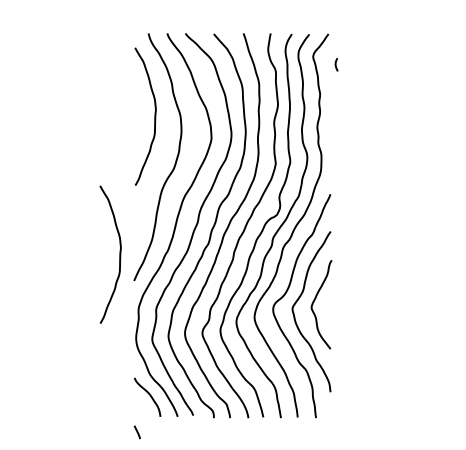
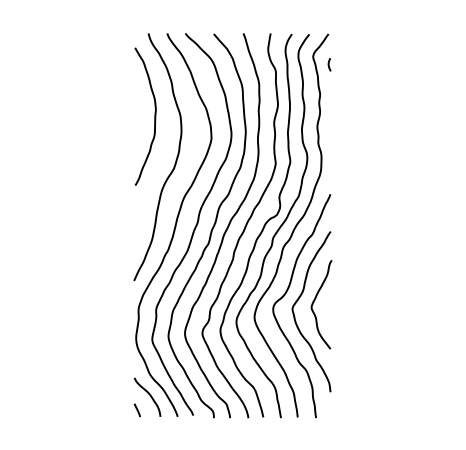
curve position: (336, 64) -> (329, 64) (329, 64)
curve: present -> none (119, 254)
line position: (136, 432) -> (136, 410) (136, 410)
